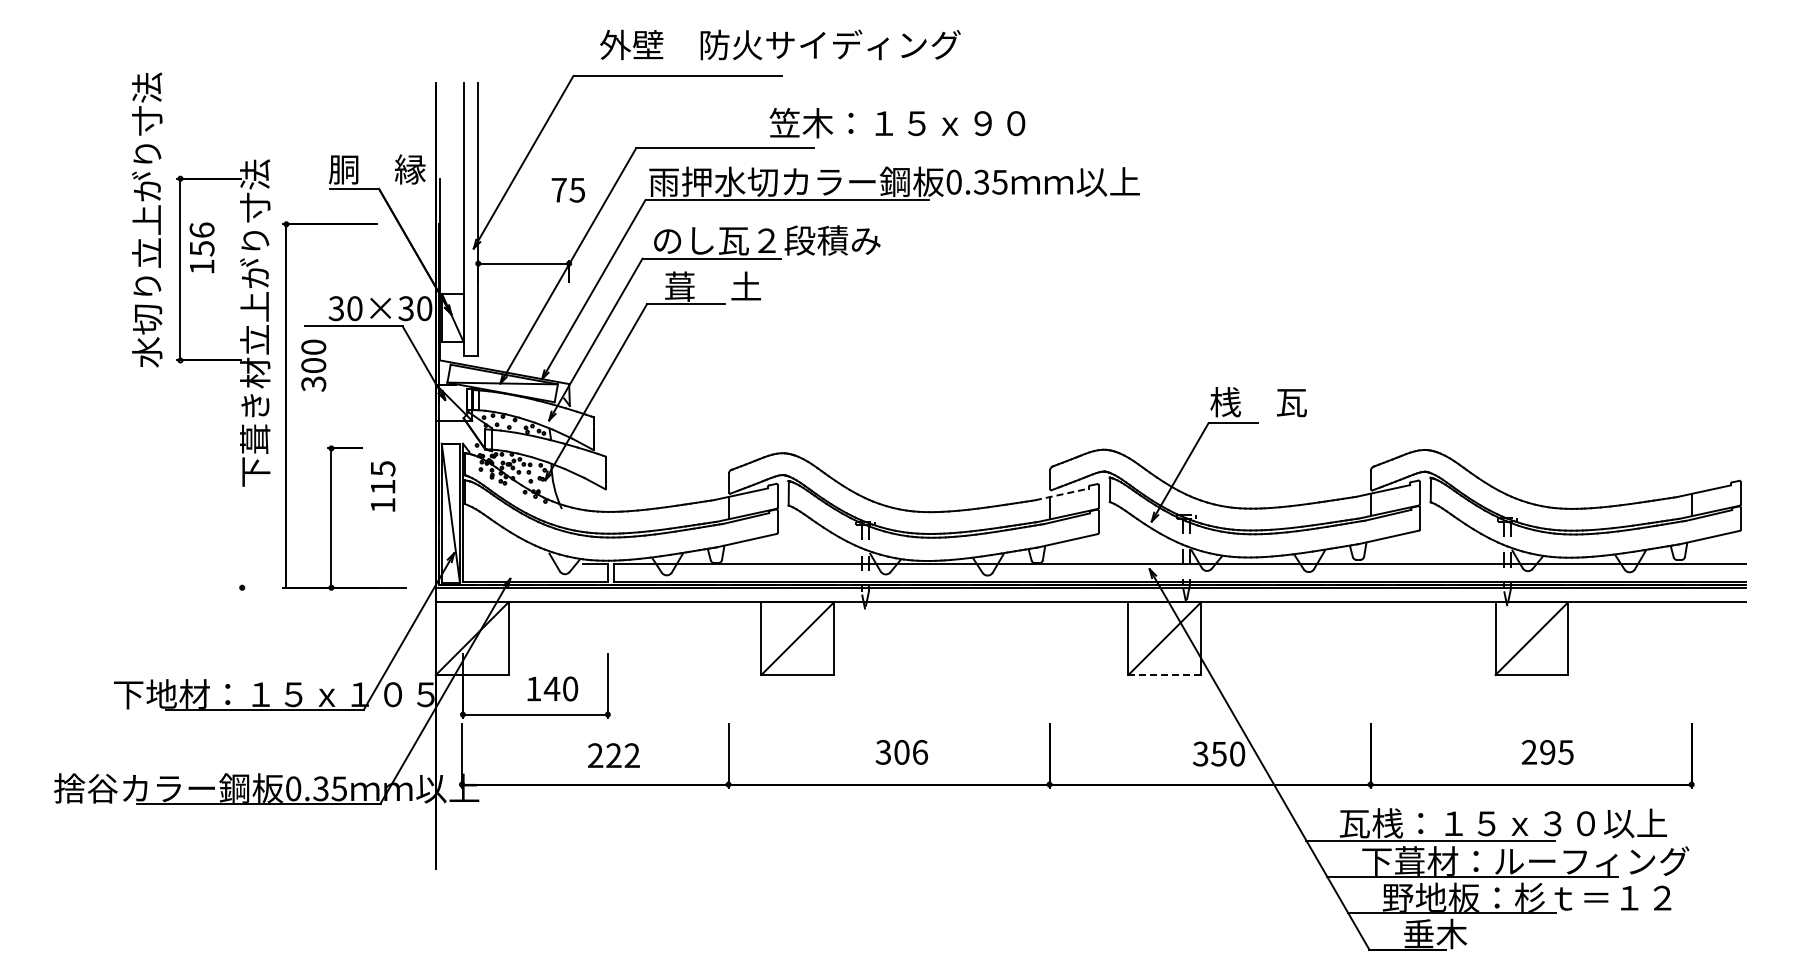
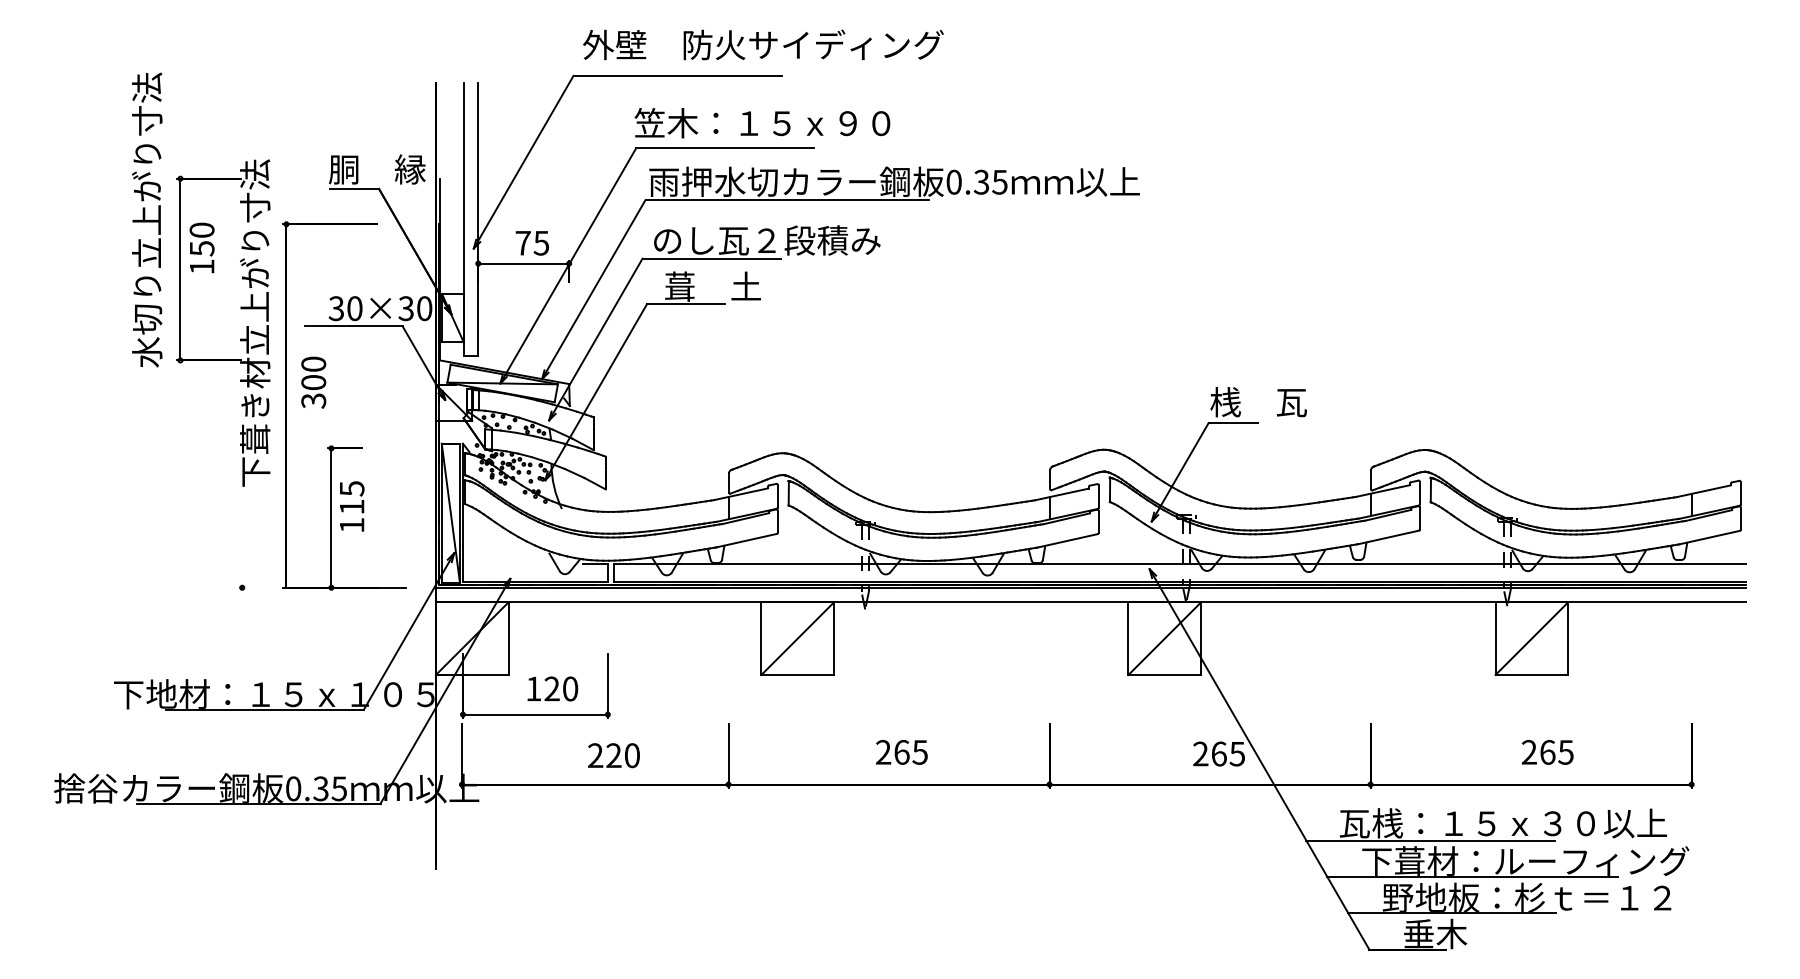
text position: (780, 44) -> (763, 44) (763, 44)
text position: (897, 123) -> (762, 123) (762, 123)
text position: (567, 190) -> (531, 243) (531, 243)
text: 156 -> 150 (201, 229)
text position: (313, 365) -> (313, 382) (313, 382)
text position: (383, 486) -> (352, 506) (352, 506)
line: dashed -> solid (1061, 494)
line: dashed -> solid (1165, 675)
text: 140 -> 120 (551, 688)
text: 306 -> 265 (901, 752)
text: 295 -> 265 (1547, 752)
text: 350 -> 265 (1219, 753)
text: 222 -> 220 (631, 755)
